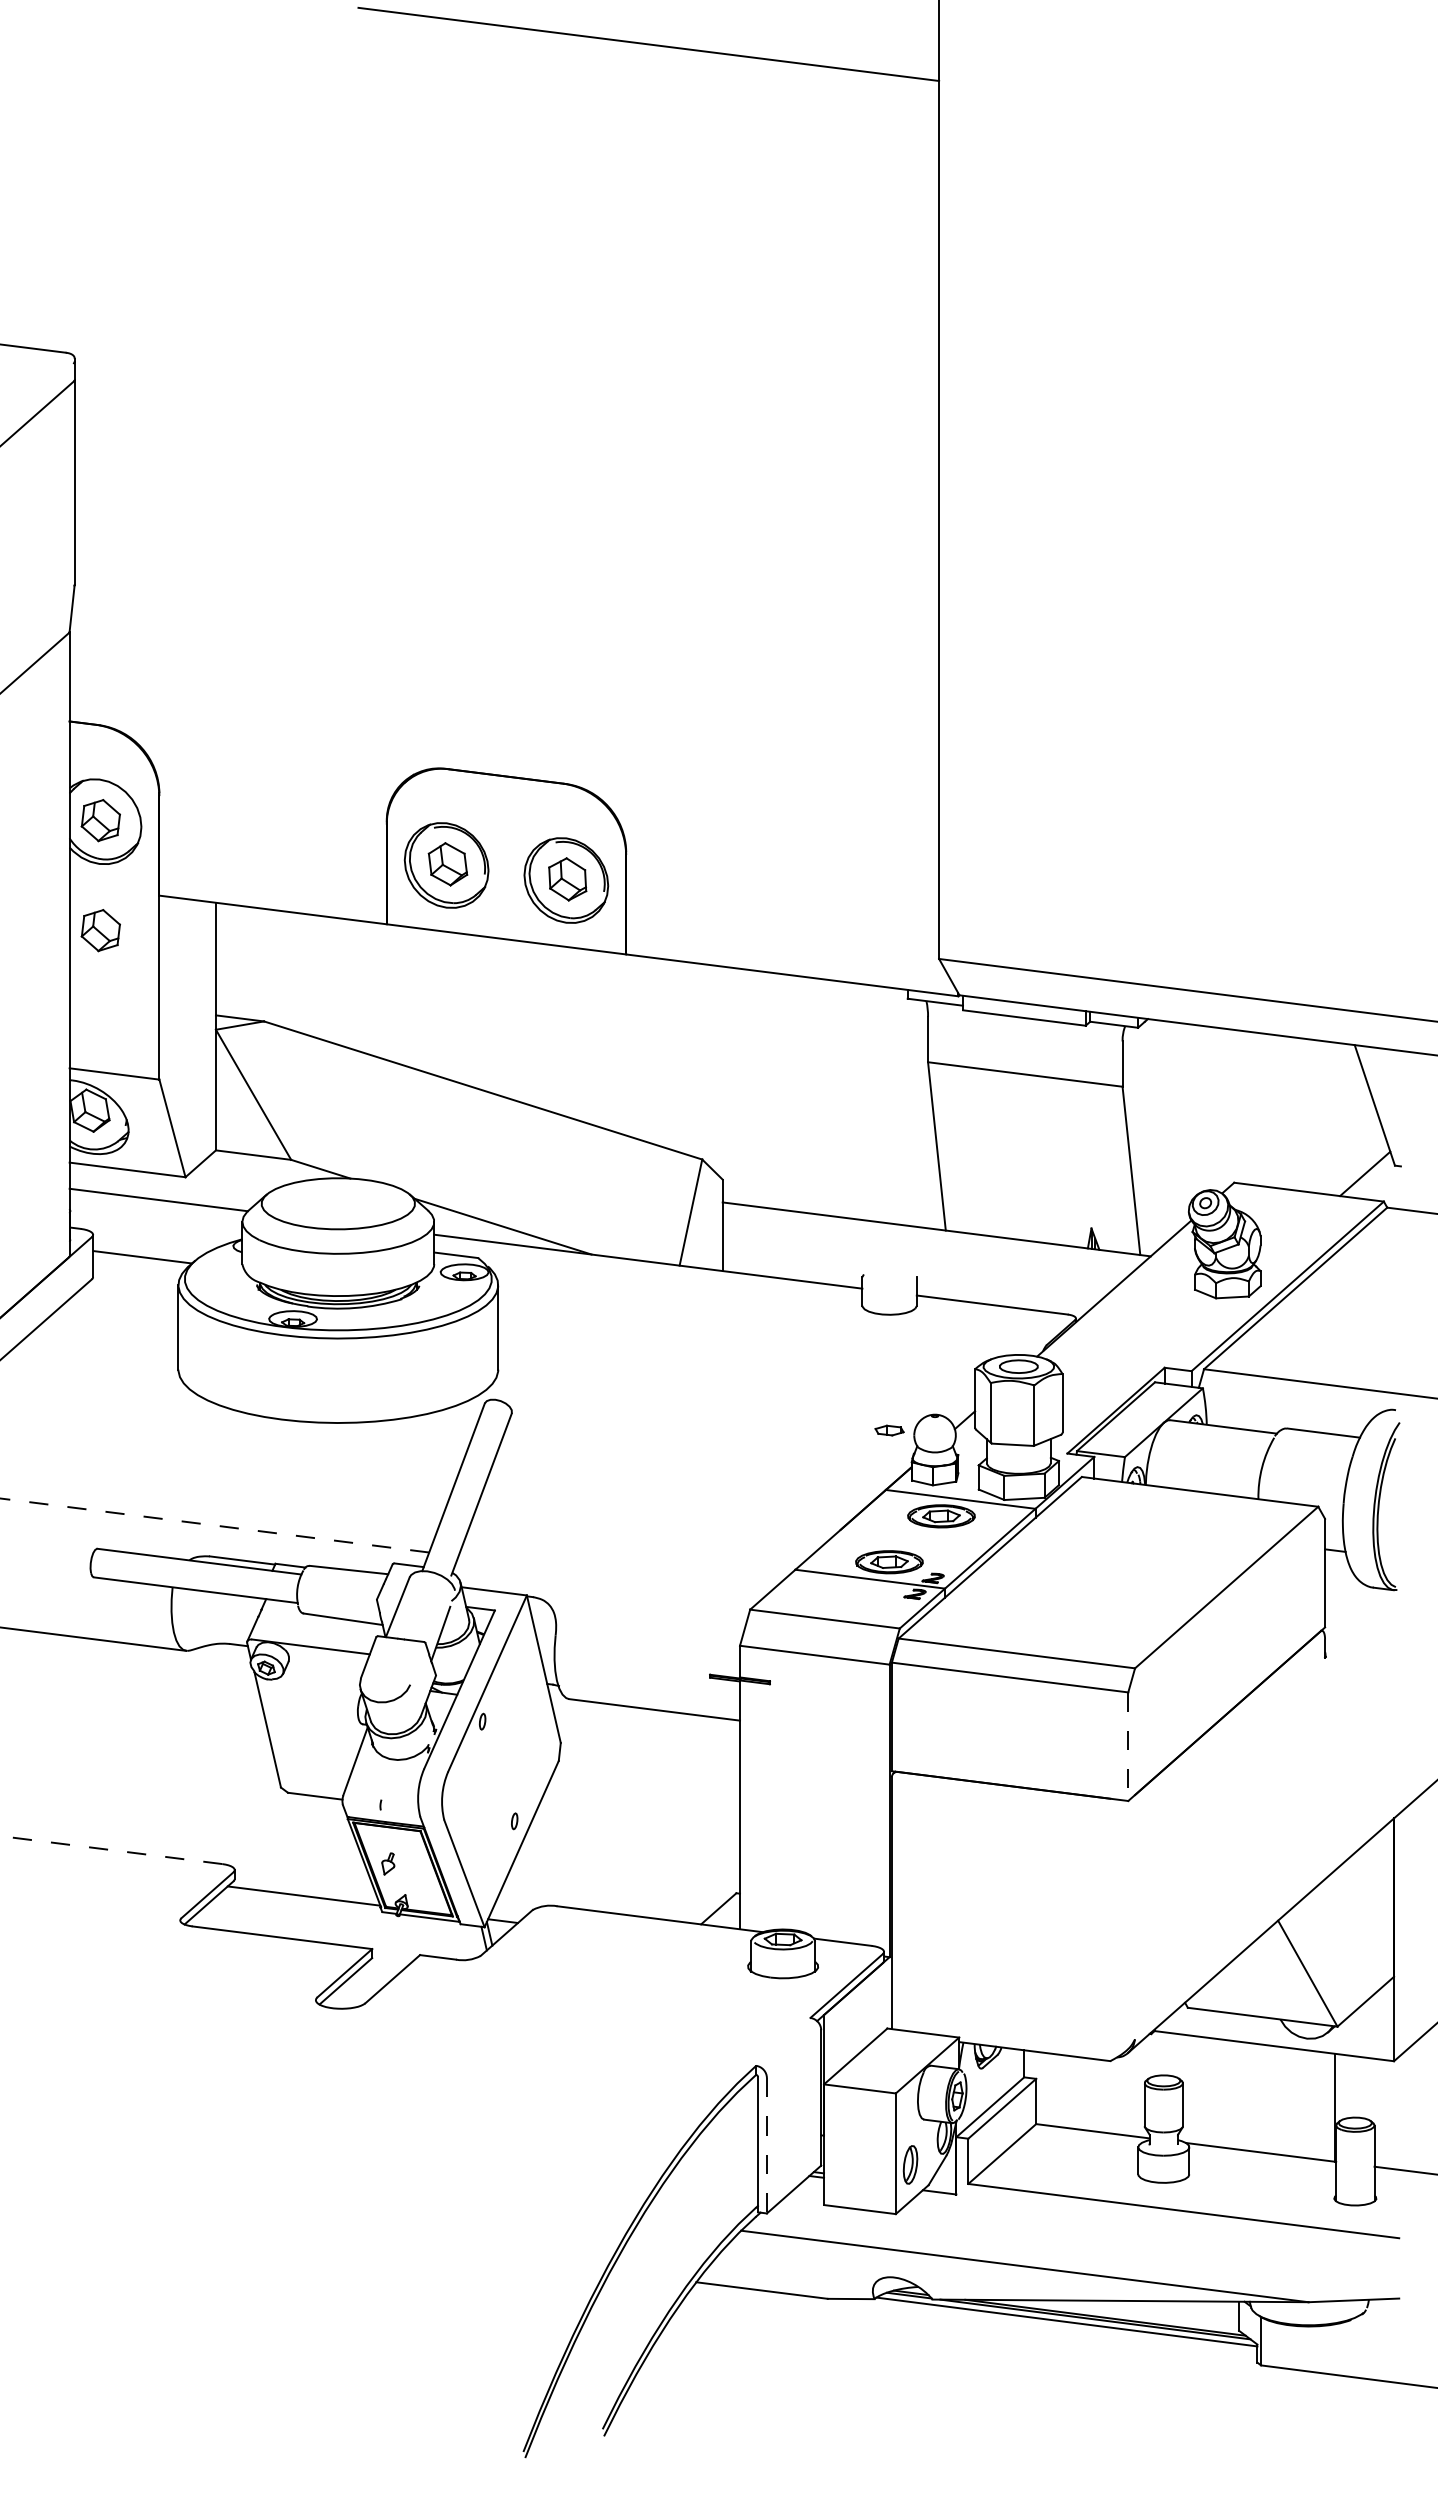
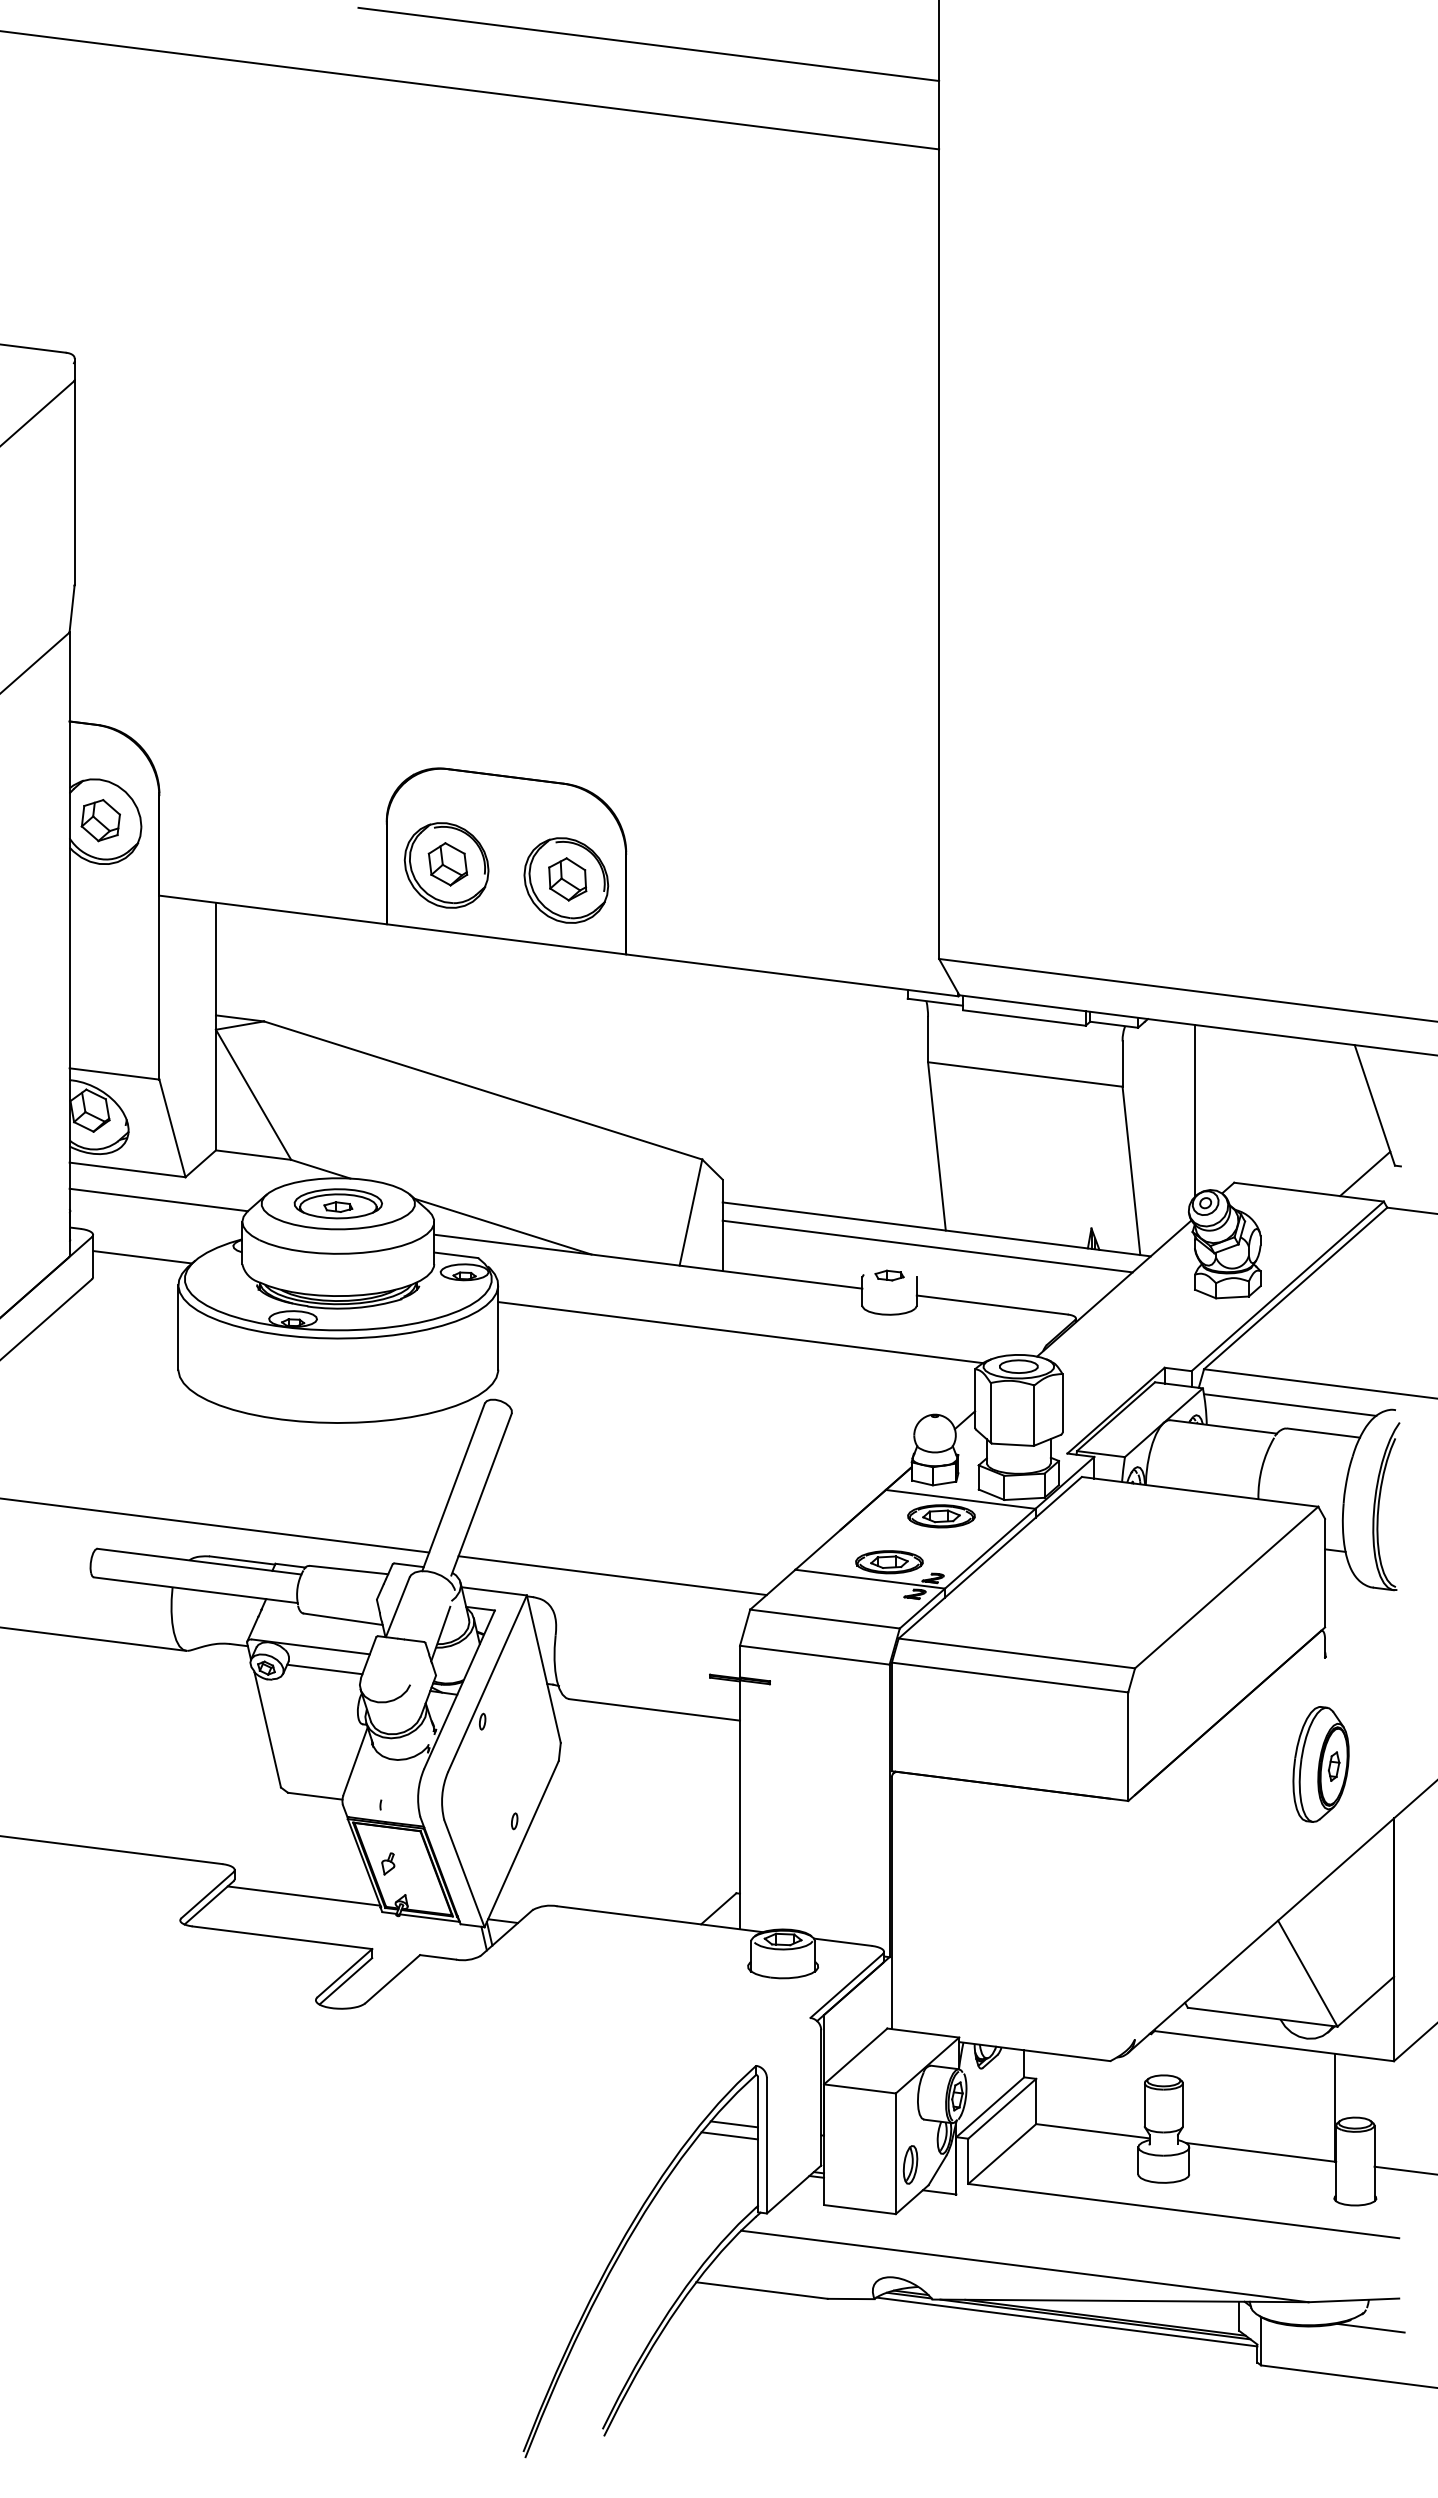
line: none -> present (470, 90)
part: present -> none (100, 930)
line: none -> present (1194, 1110)
part: none -> present (337, 1203)
line: none -> present (927, 1246)
line: none -> present (741, 1332)
line: none -> present (1289, 1404)
part position: (889, 1430) -> (889, 1275) (889, 1275)
line: dashed -> solid (214, 1525)
line: none -> present (612, 1575)
line: none -> present (324, 1669)
line: dashed -> solid (1128, 1747)
part: none -> present (1320, 1764)
line: dashed -> solid (111, 1850)
line: none -> present (733, 2124)
line: none -> present (729, 2135)
line: dashed -> solid (766, 2145)
line: none -> present (1370, 2327)
